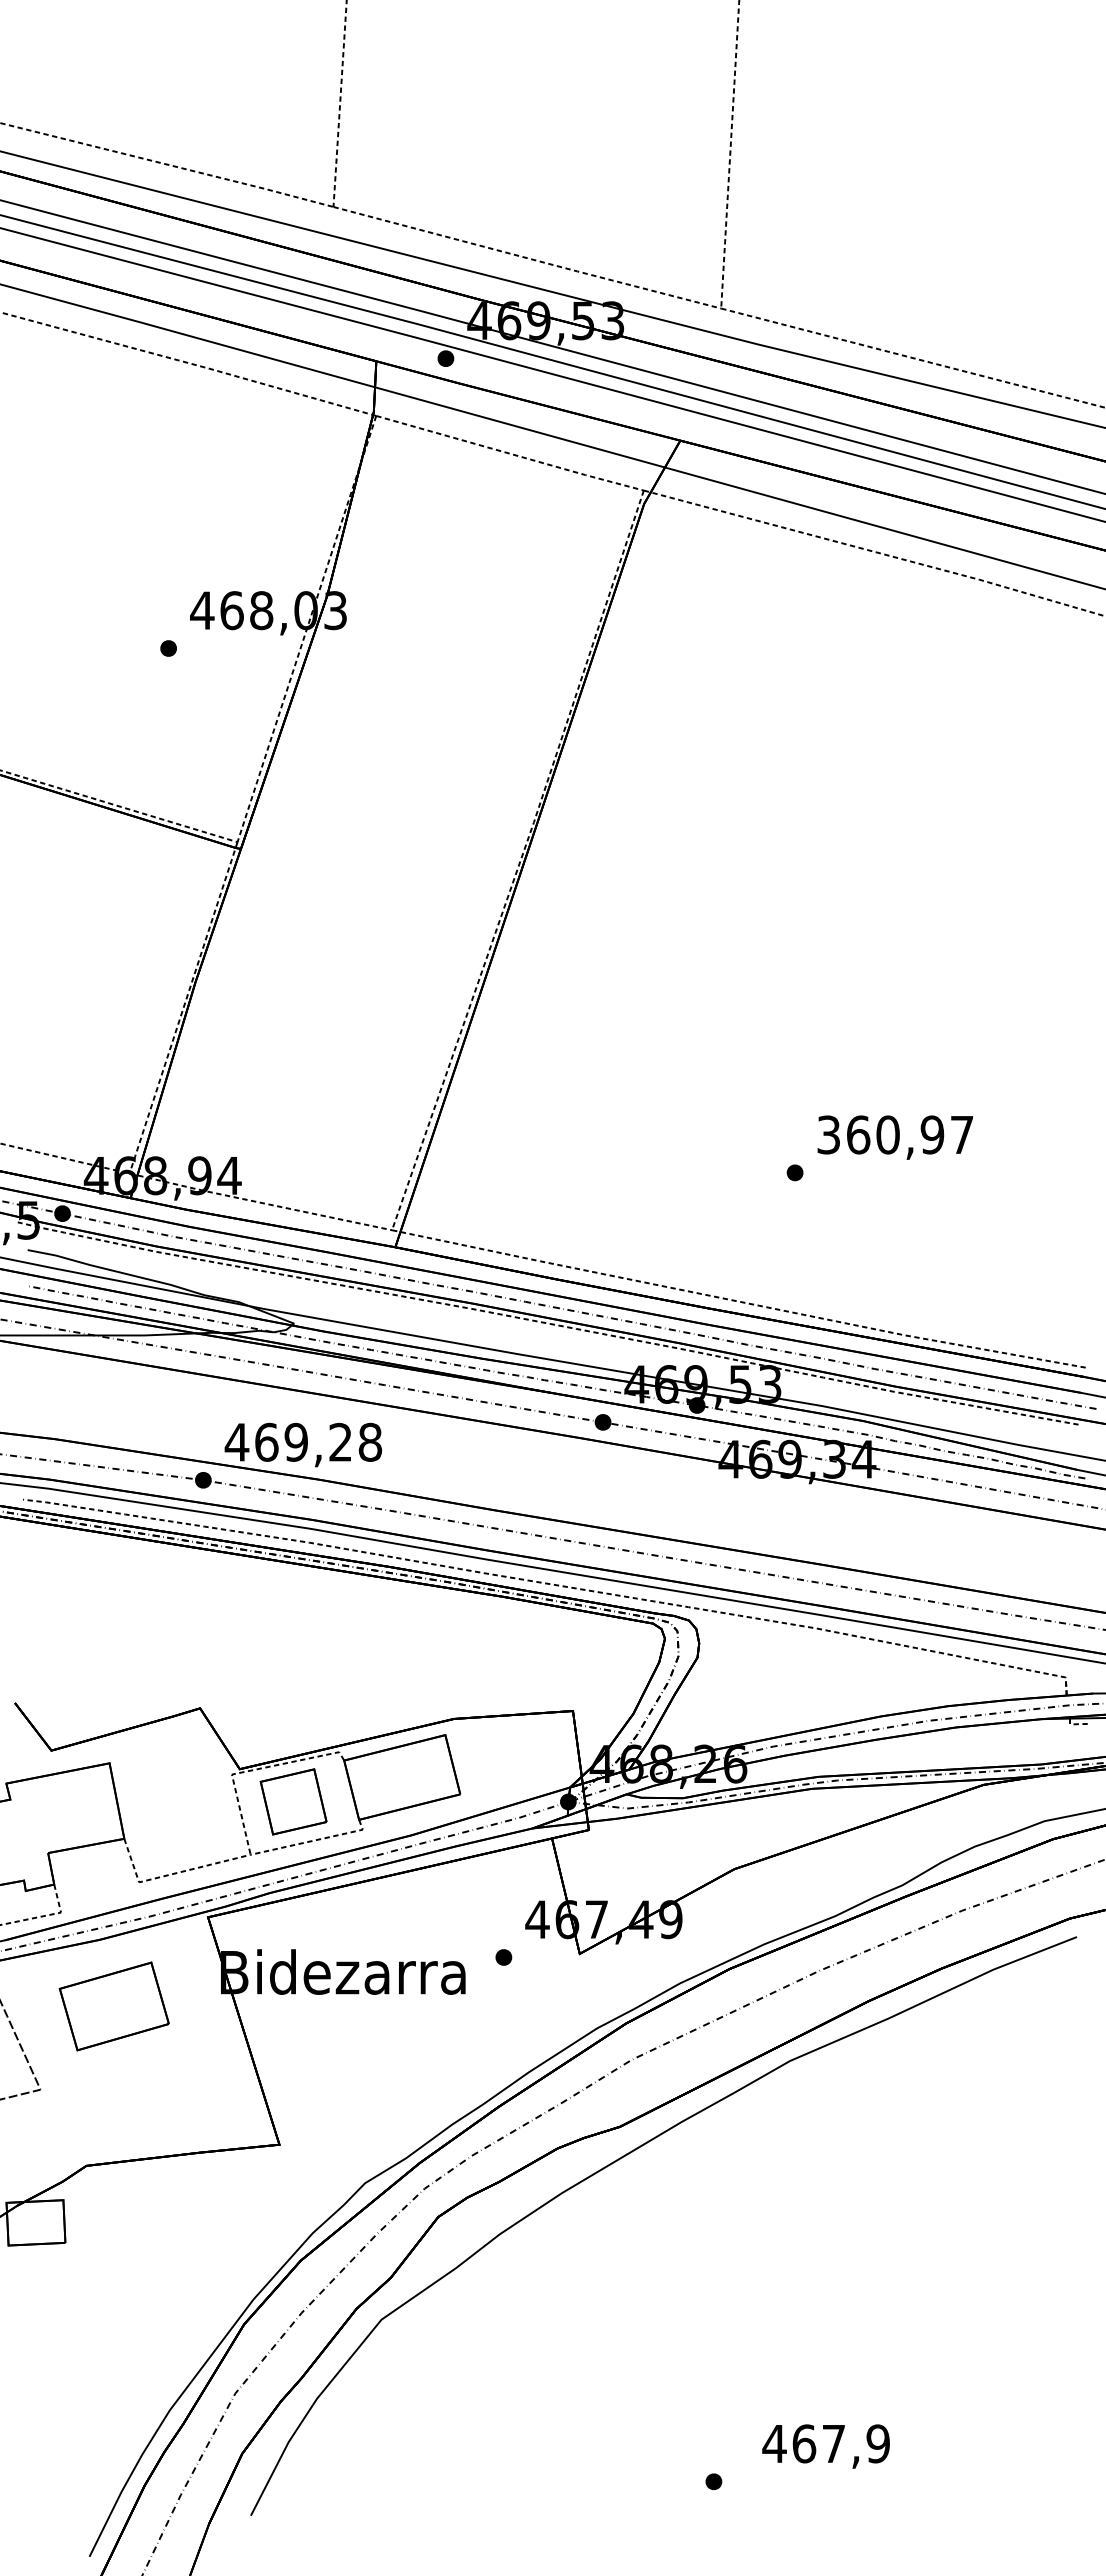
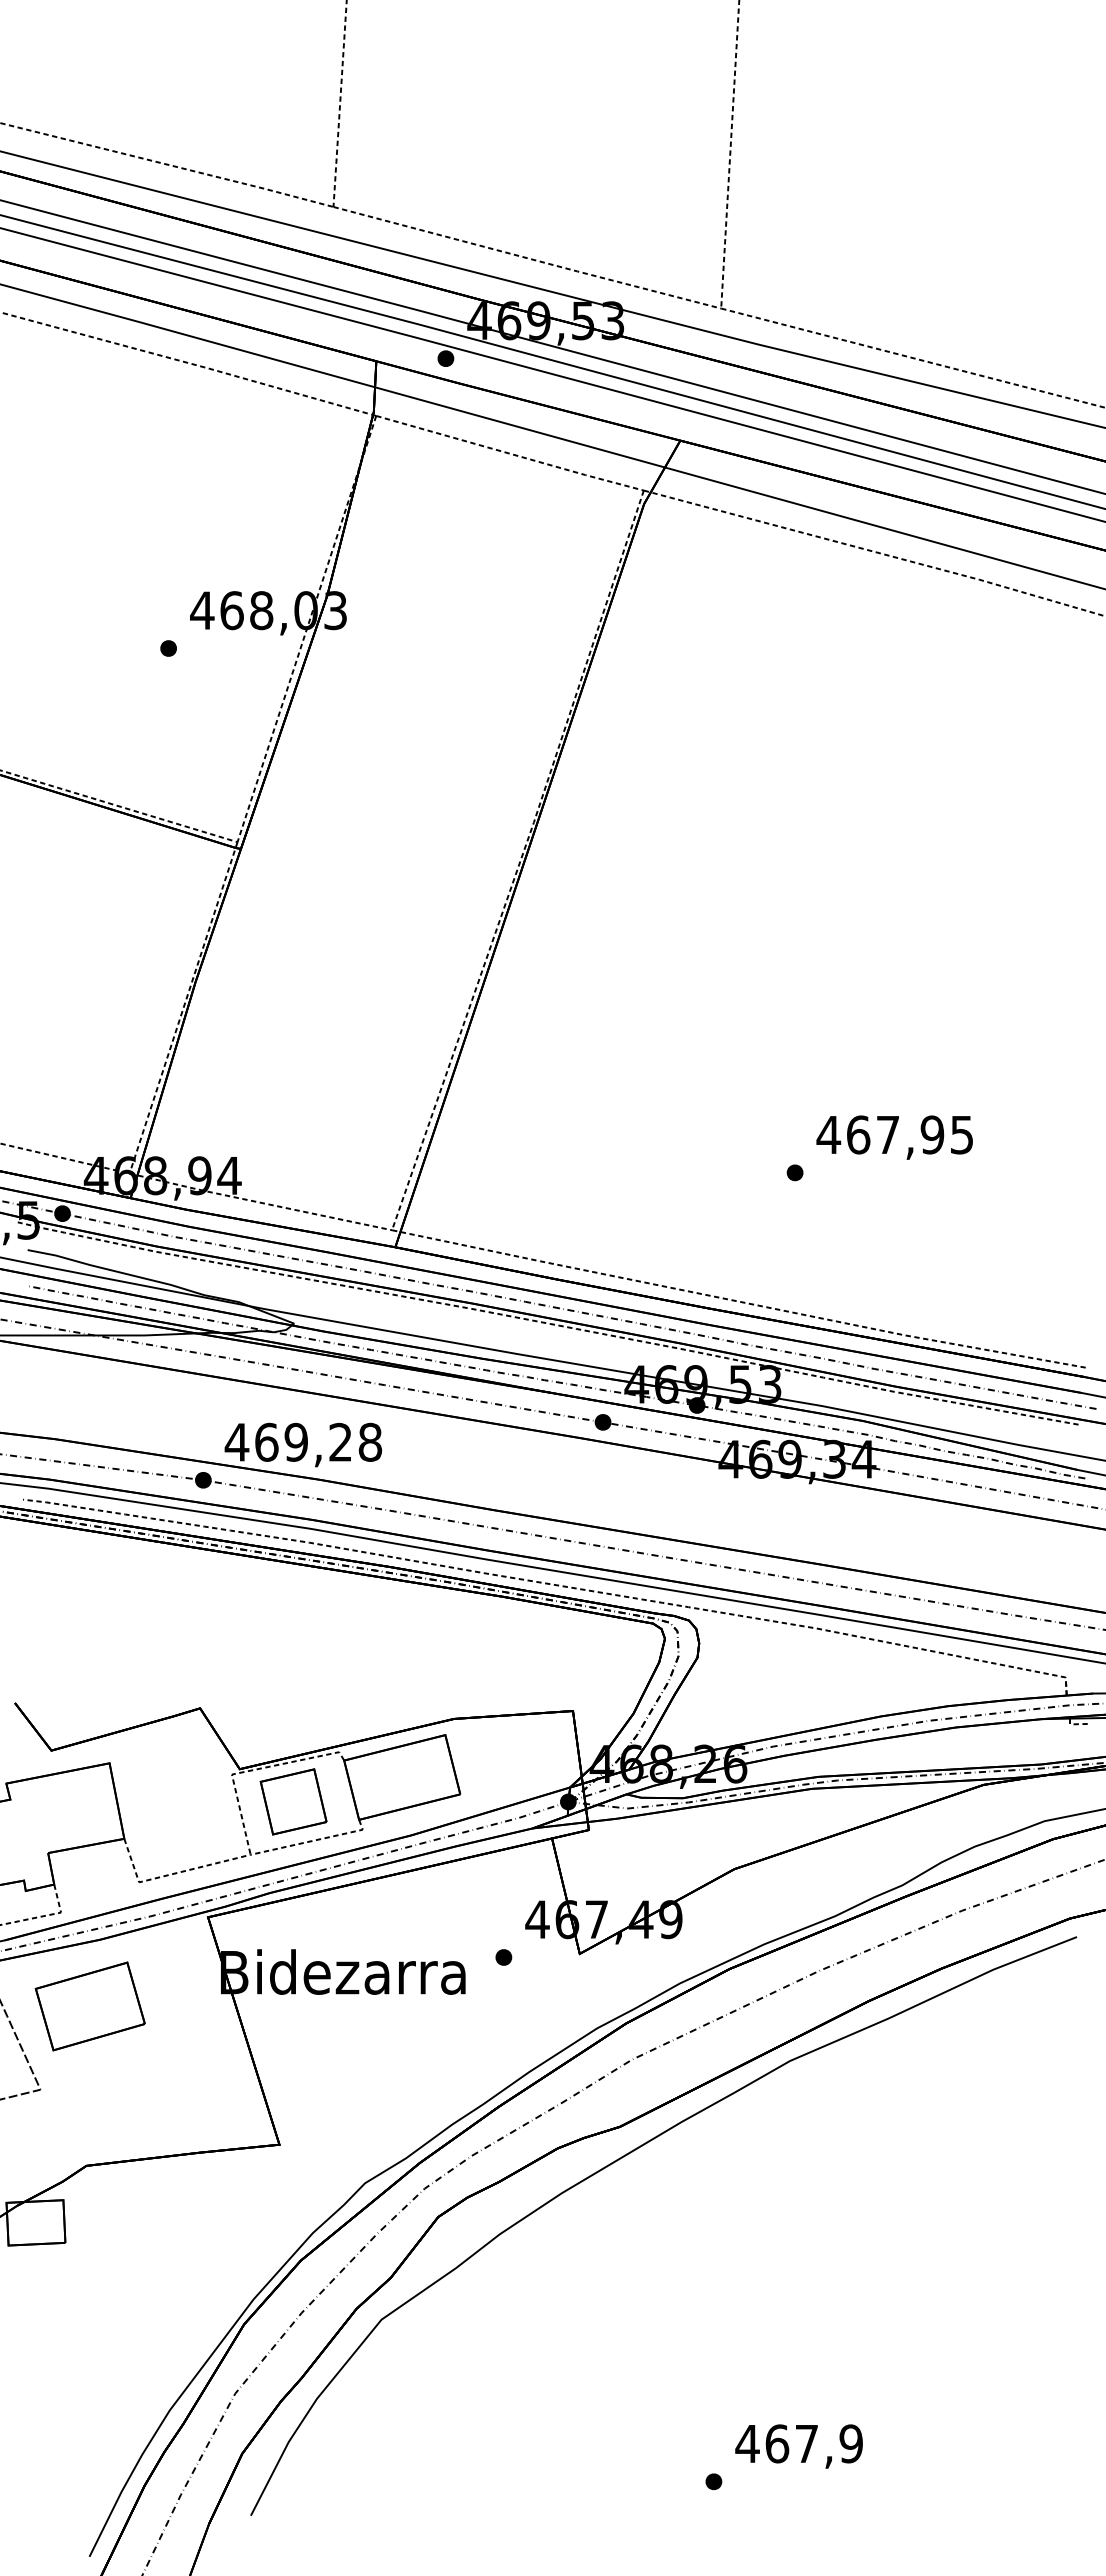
text: 360,97 -> 467,95 (894, 1134)
part position: (113, 2006) -> (89, 2006) (89, 2006)
text position: (825, 2446) -> (798, 2446) (798, 2446)
